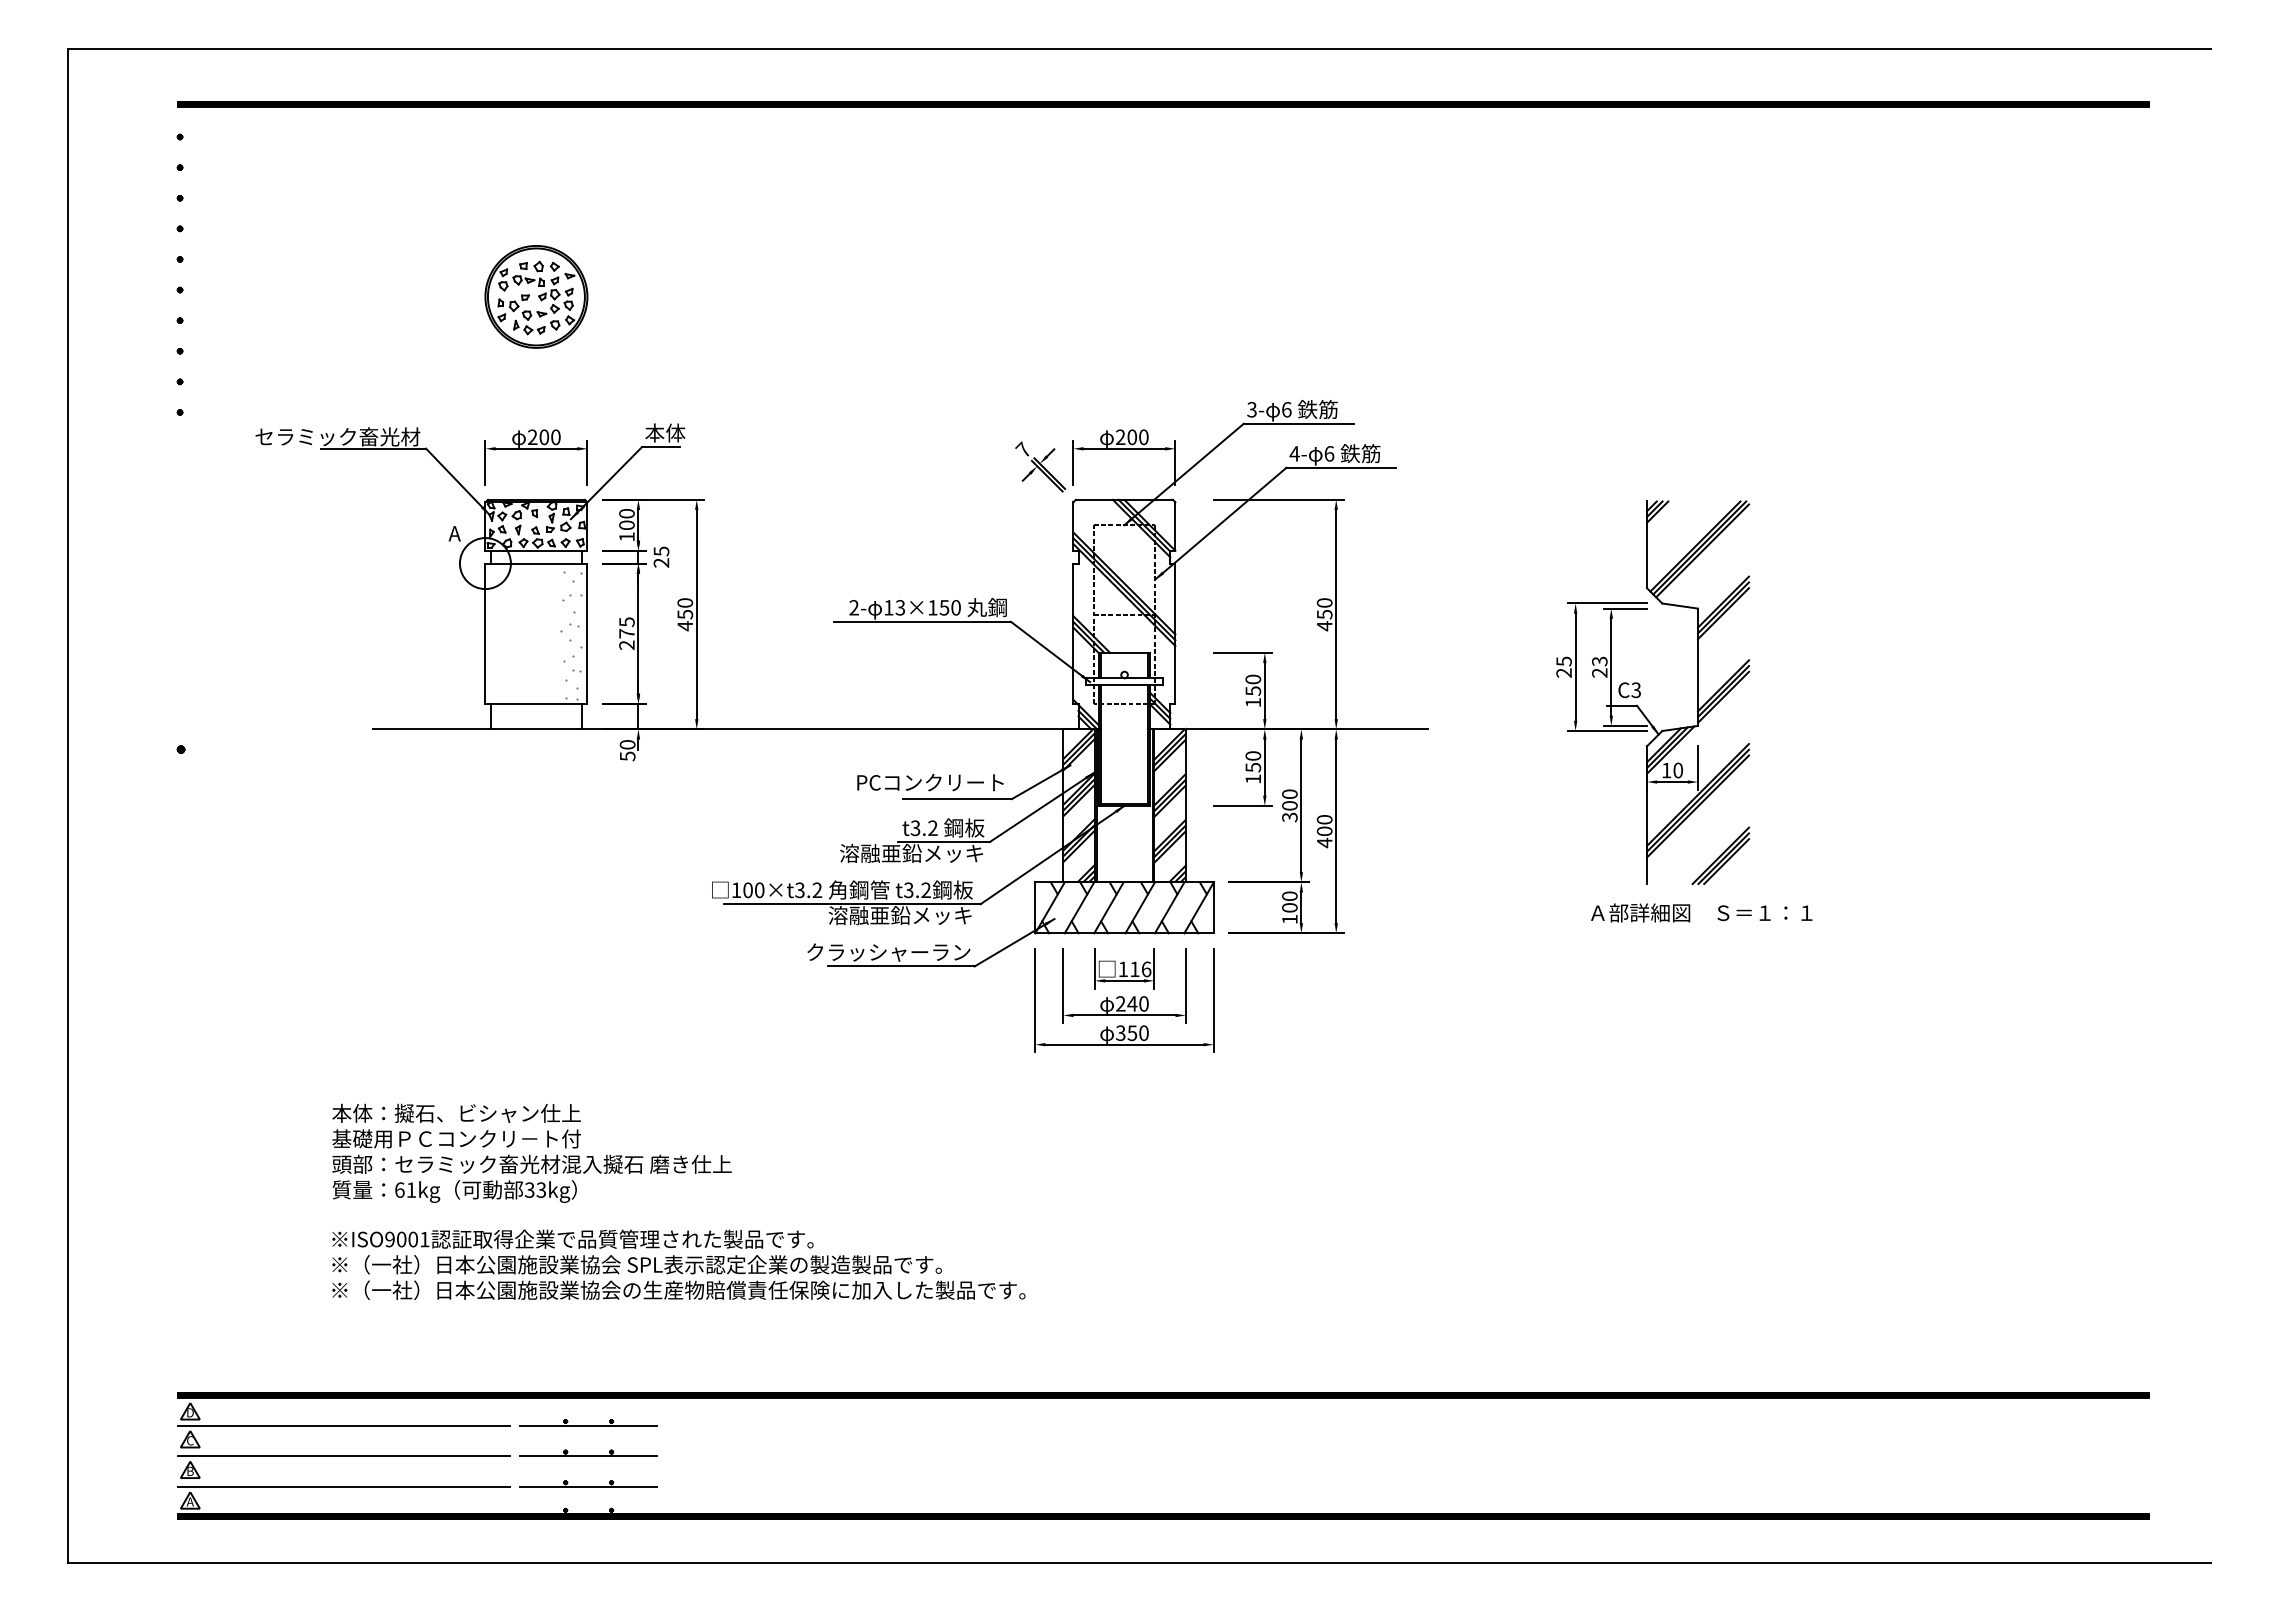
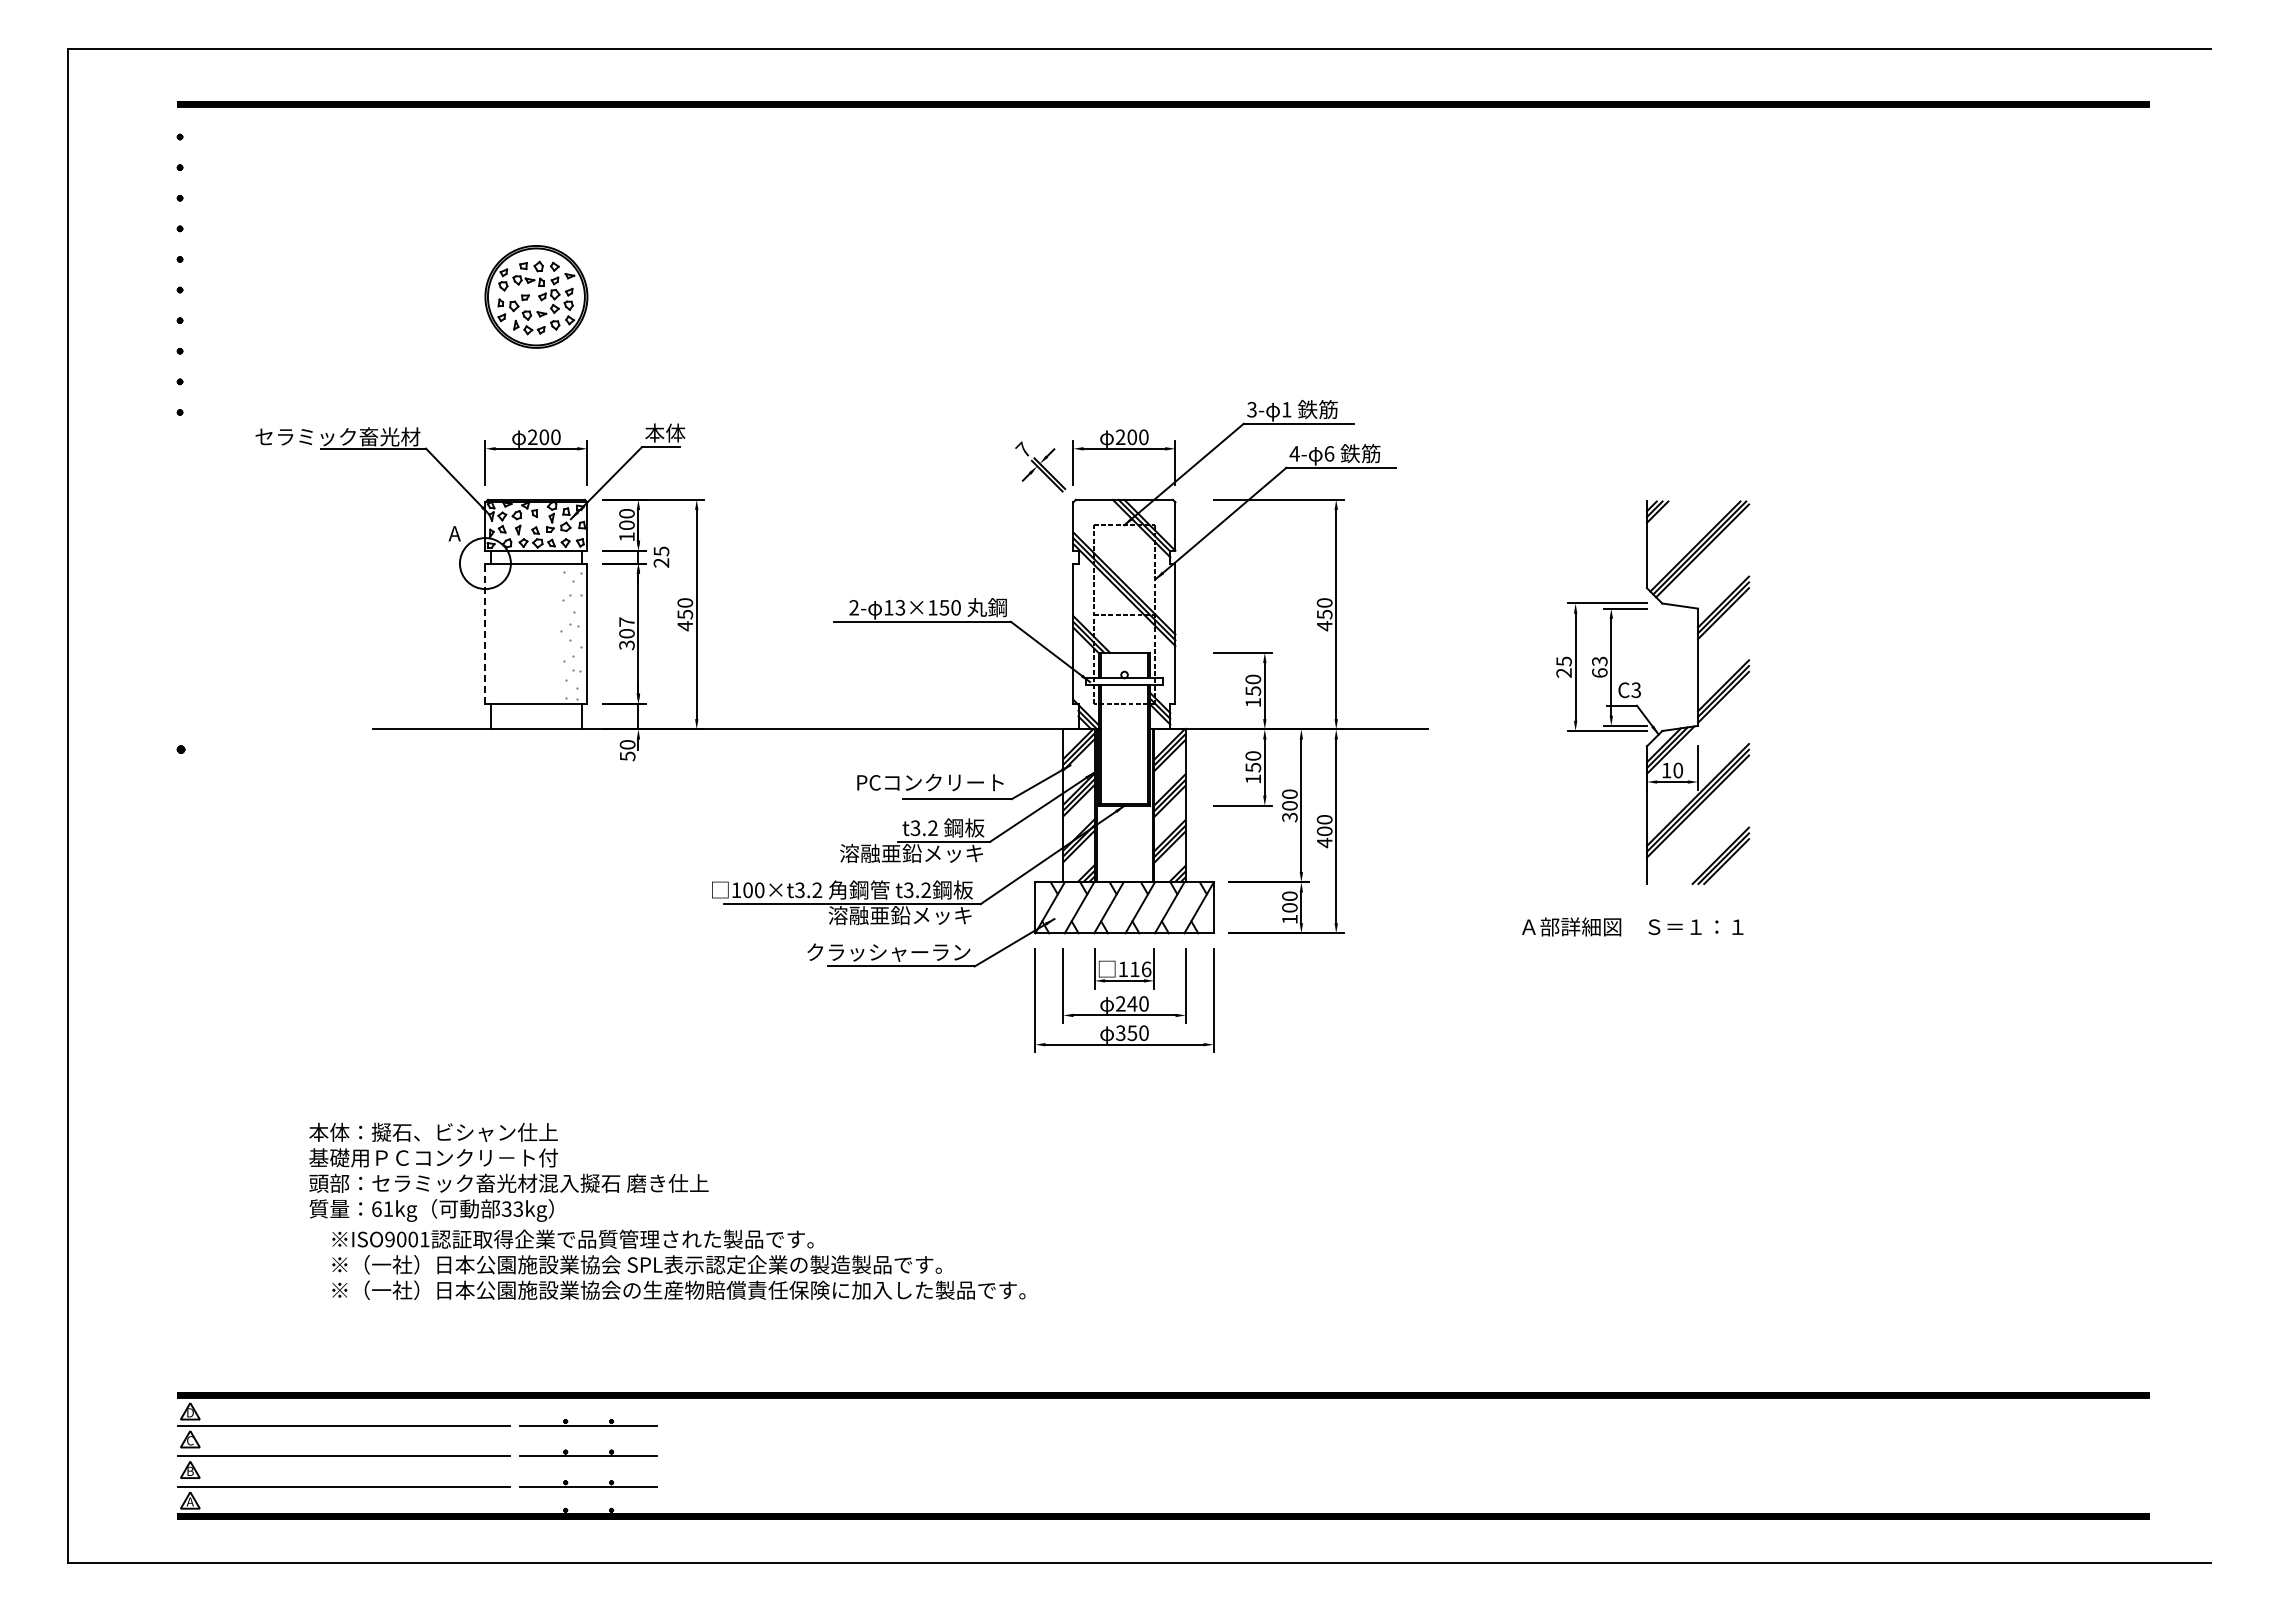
text: 6 -> 1 (1286, 409)
line: solid -> dashed (485, 633)
text: 275 -> 307 (626, 633)
text: 23 -> 63 (1599, 672)
text position: (1701, 912) -> (1632, 926) (1632, 926)
text position: (531, 1152) -> (508, 1171) (508, 1171)
